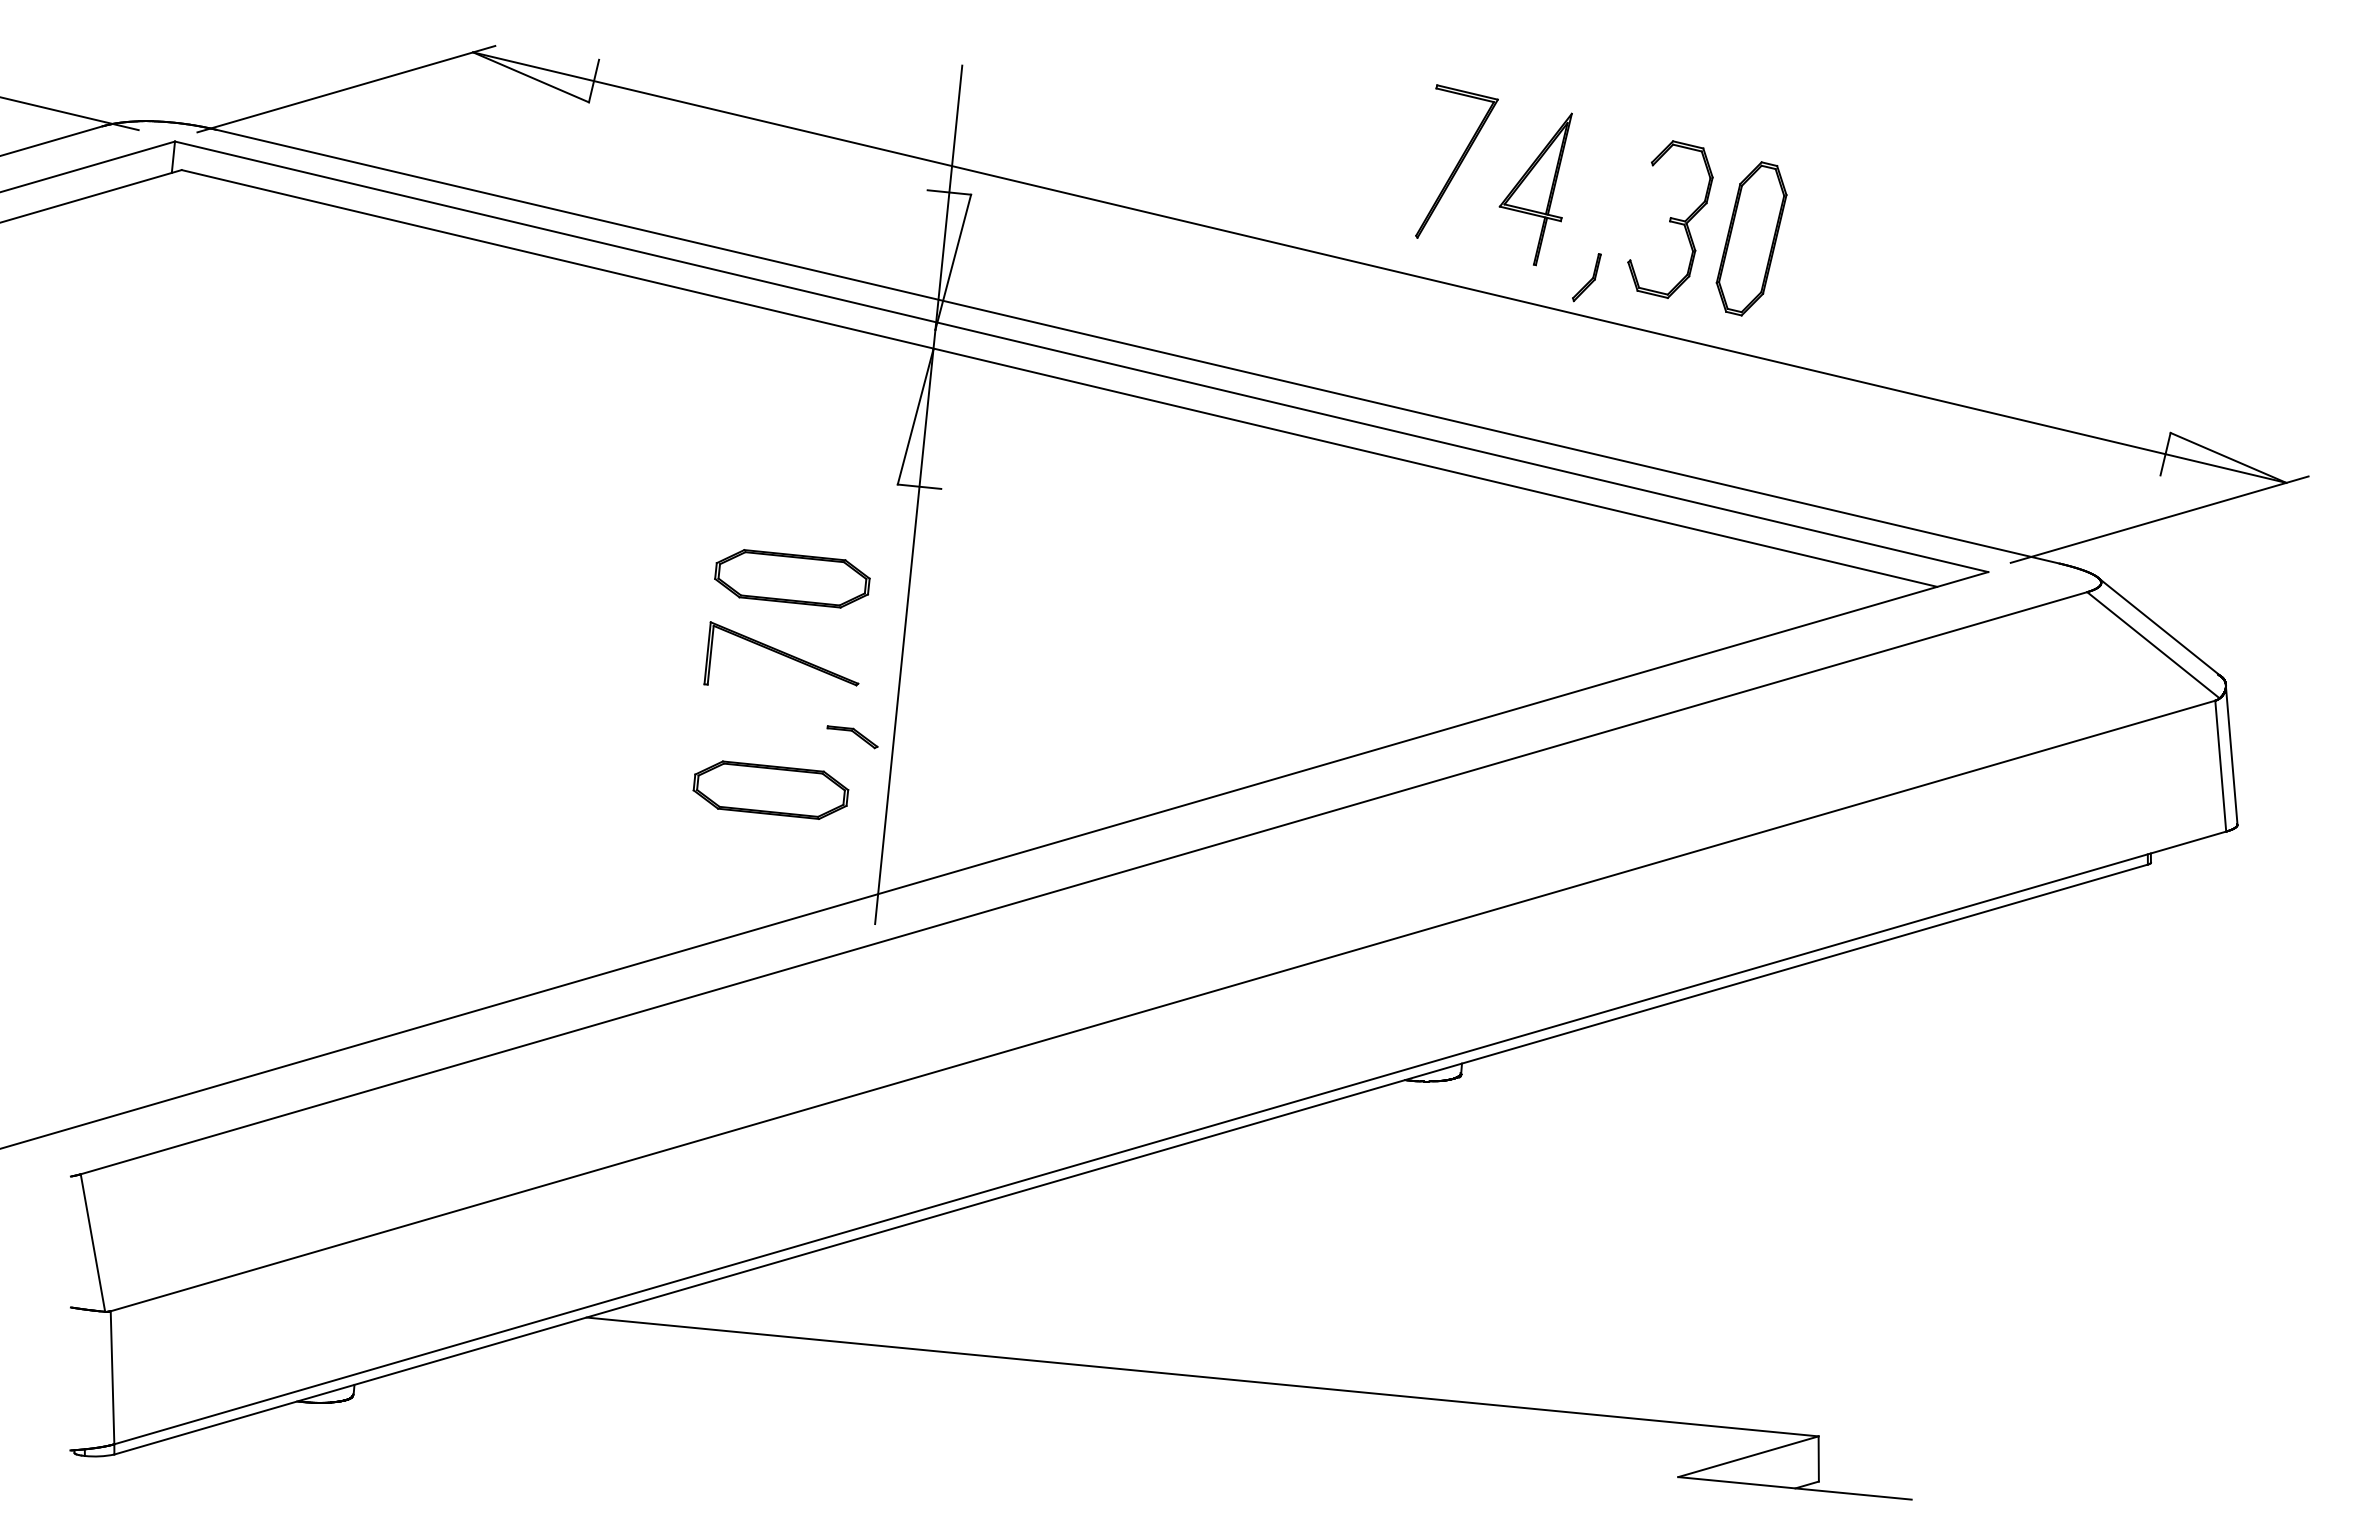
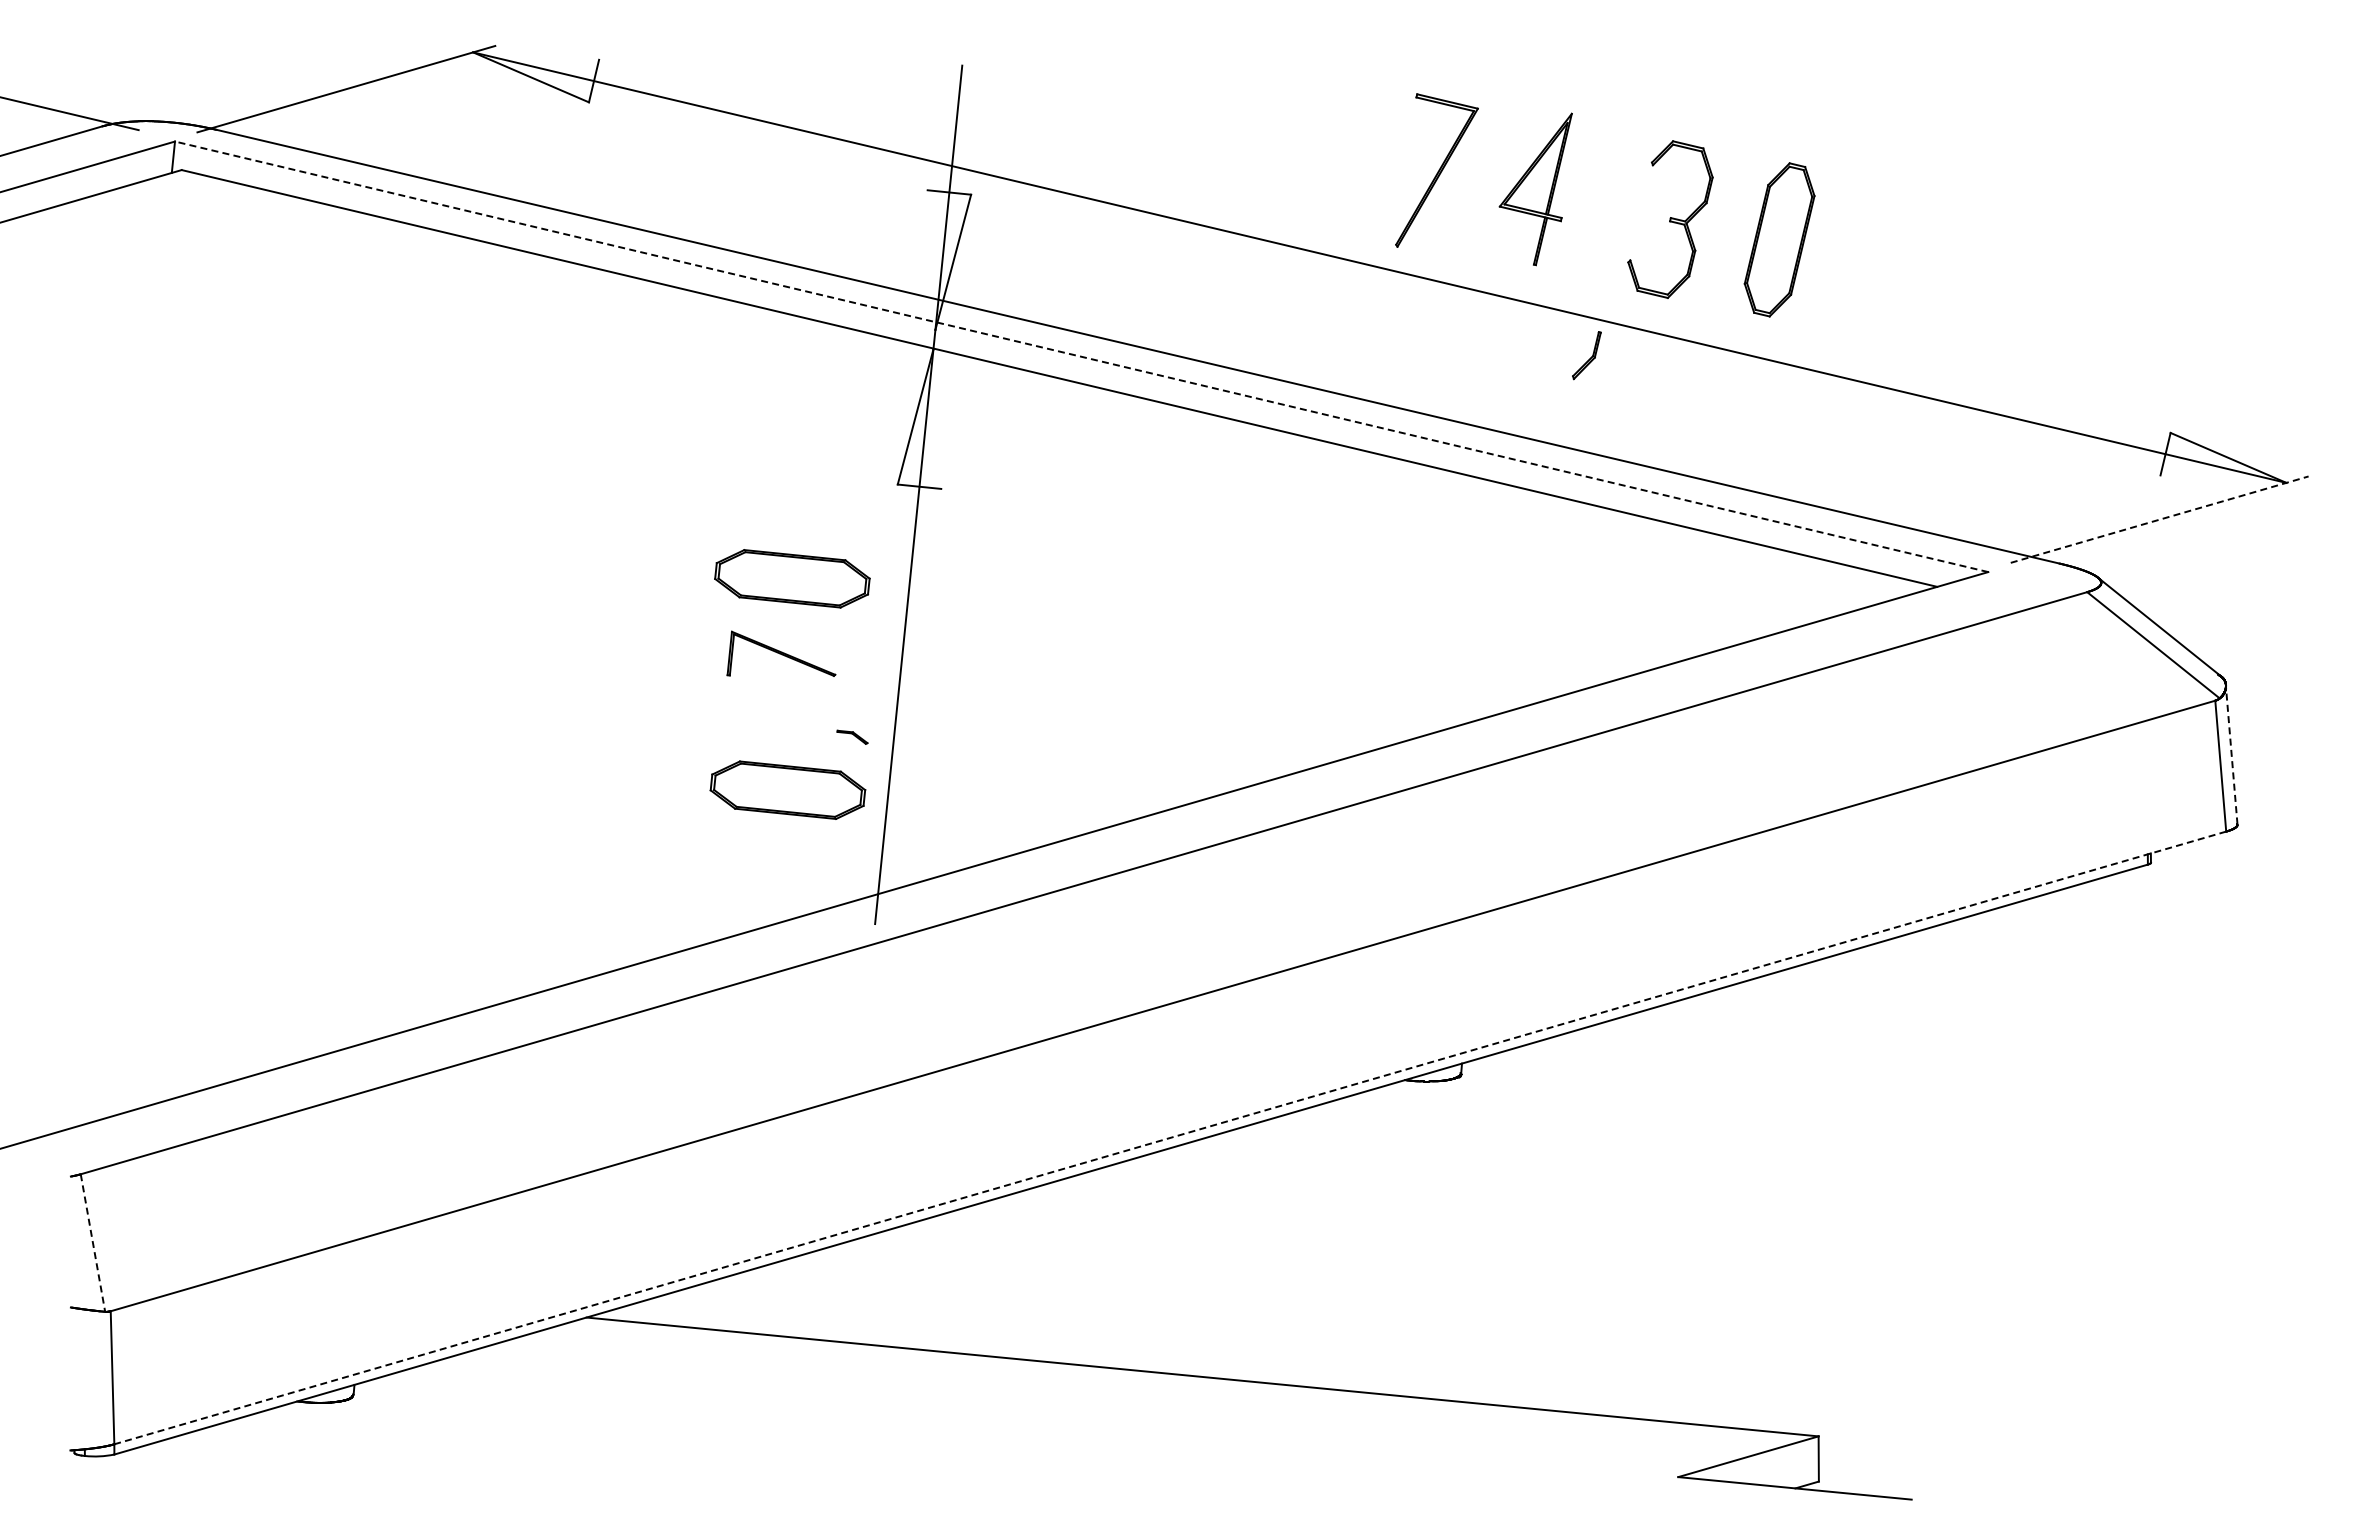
part position: (1456, 161) -> (1436, 170) (1436, 170)
part position: (1751, 238) -> (1779, 239) (1779, 239)
part position: (1586, 277) -> (1586, 355) (1586, 355)
line: solid -> dashed (1081, 356)
line: solid -> dashed (2160, 519)
part size: 157x66 px -> 111x47 px (781, 653)
part size: 53x25 px -> 33x16 px (852, 736)
line: solid -> dashed (2231, 755)
part position: (770, 789) -> (787, 789) (787, 789)
line: solid -> dashed (1169, 1138)
line: solid -> dashed (92, 1243)
